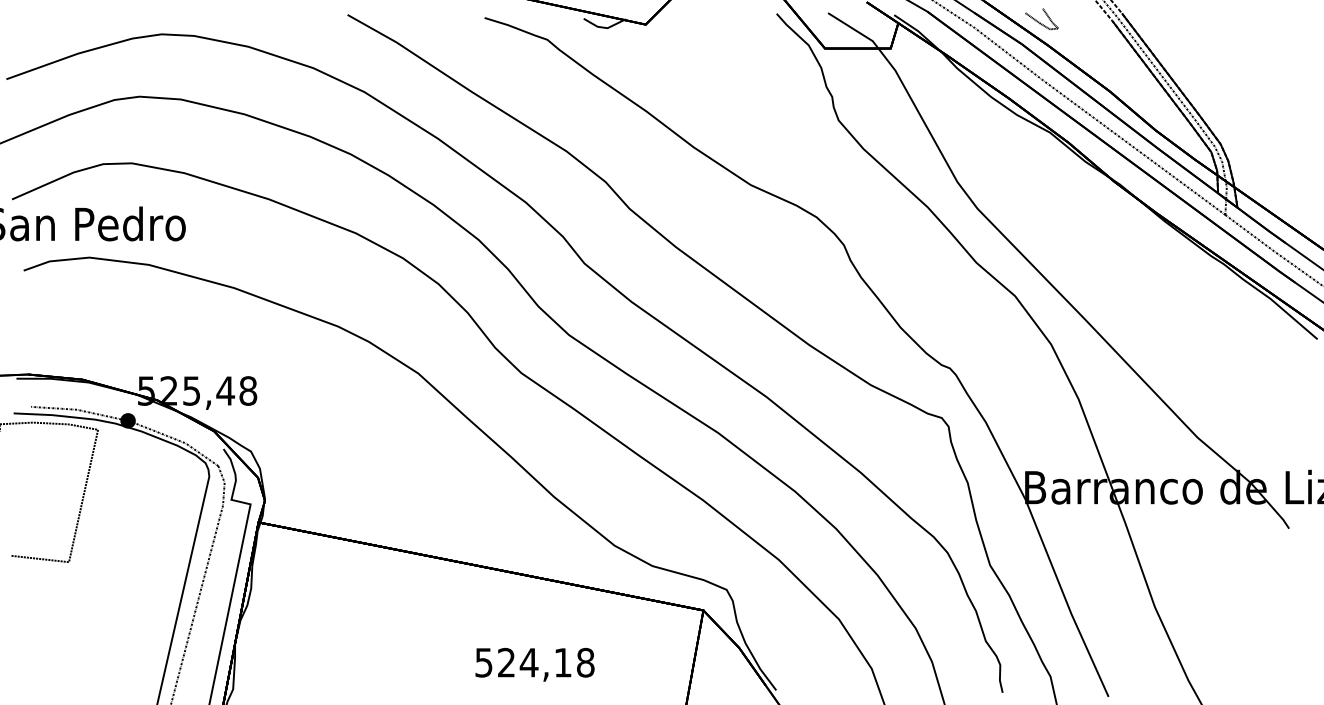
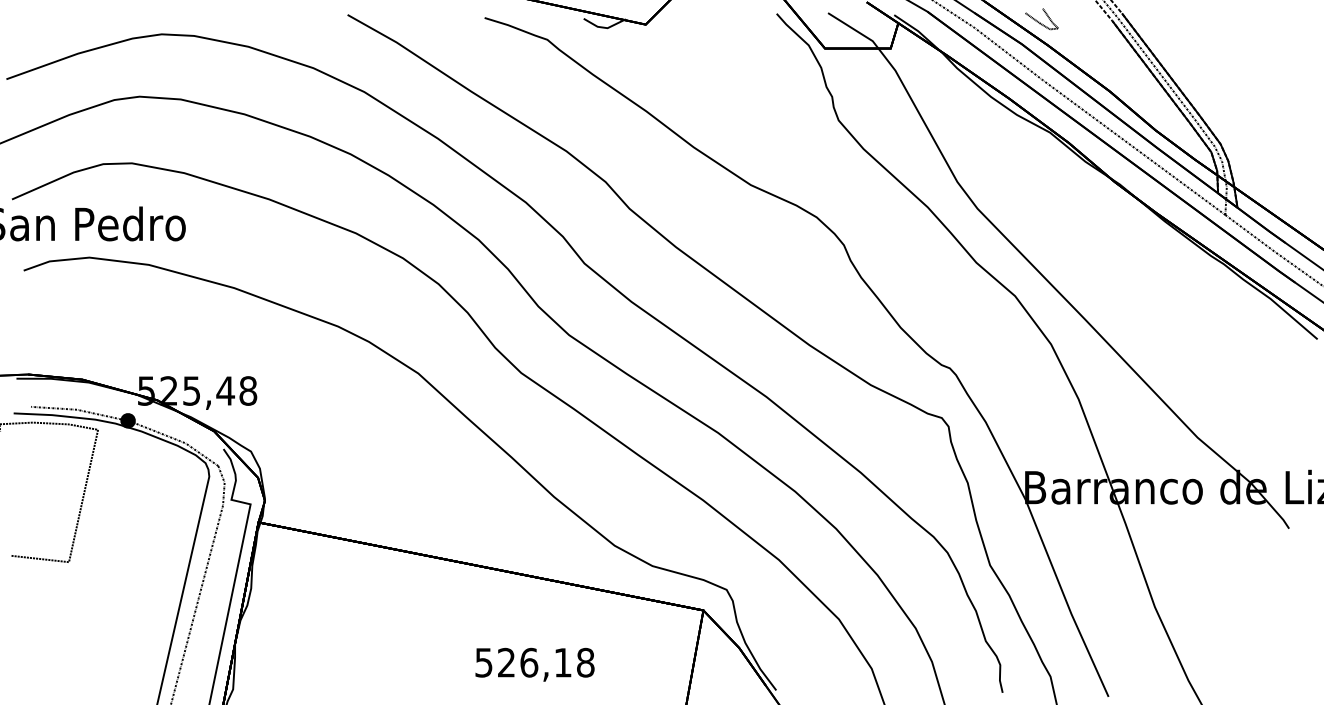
text: 524,18 -> 526,18 (528, 662)
